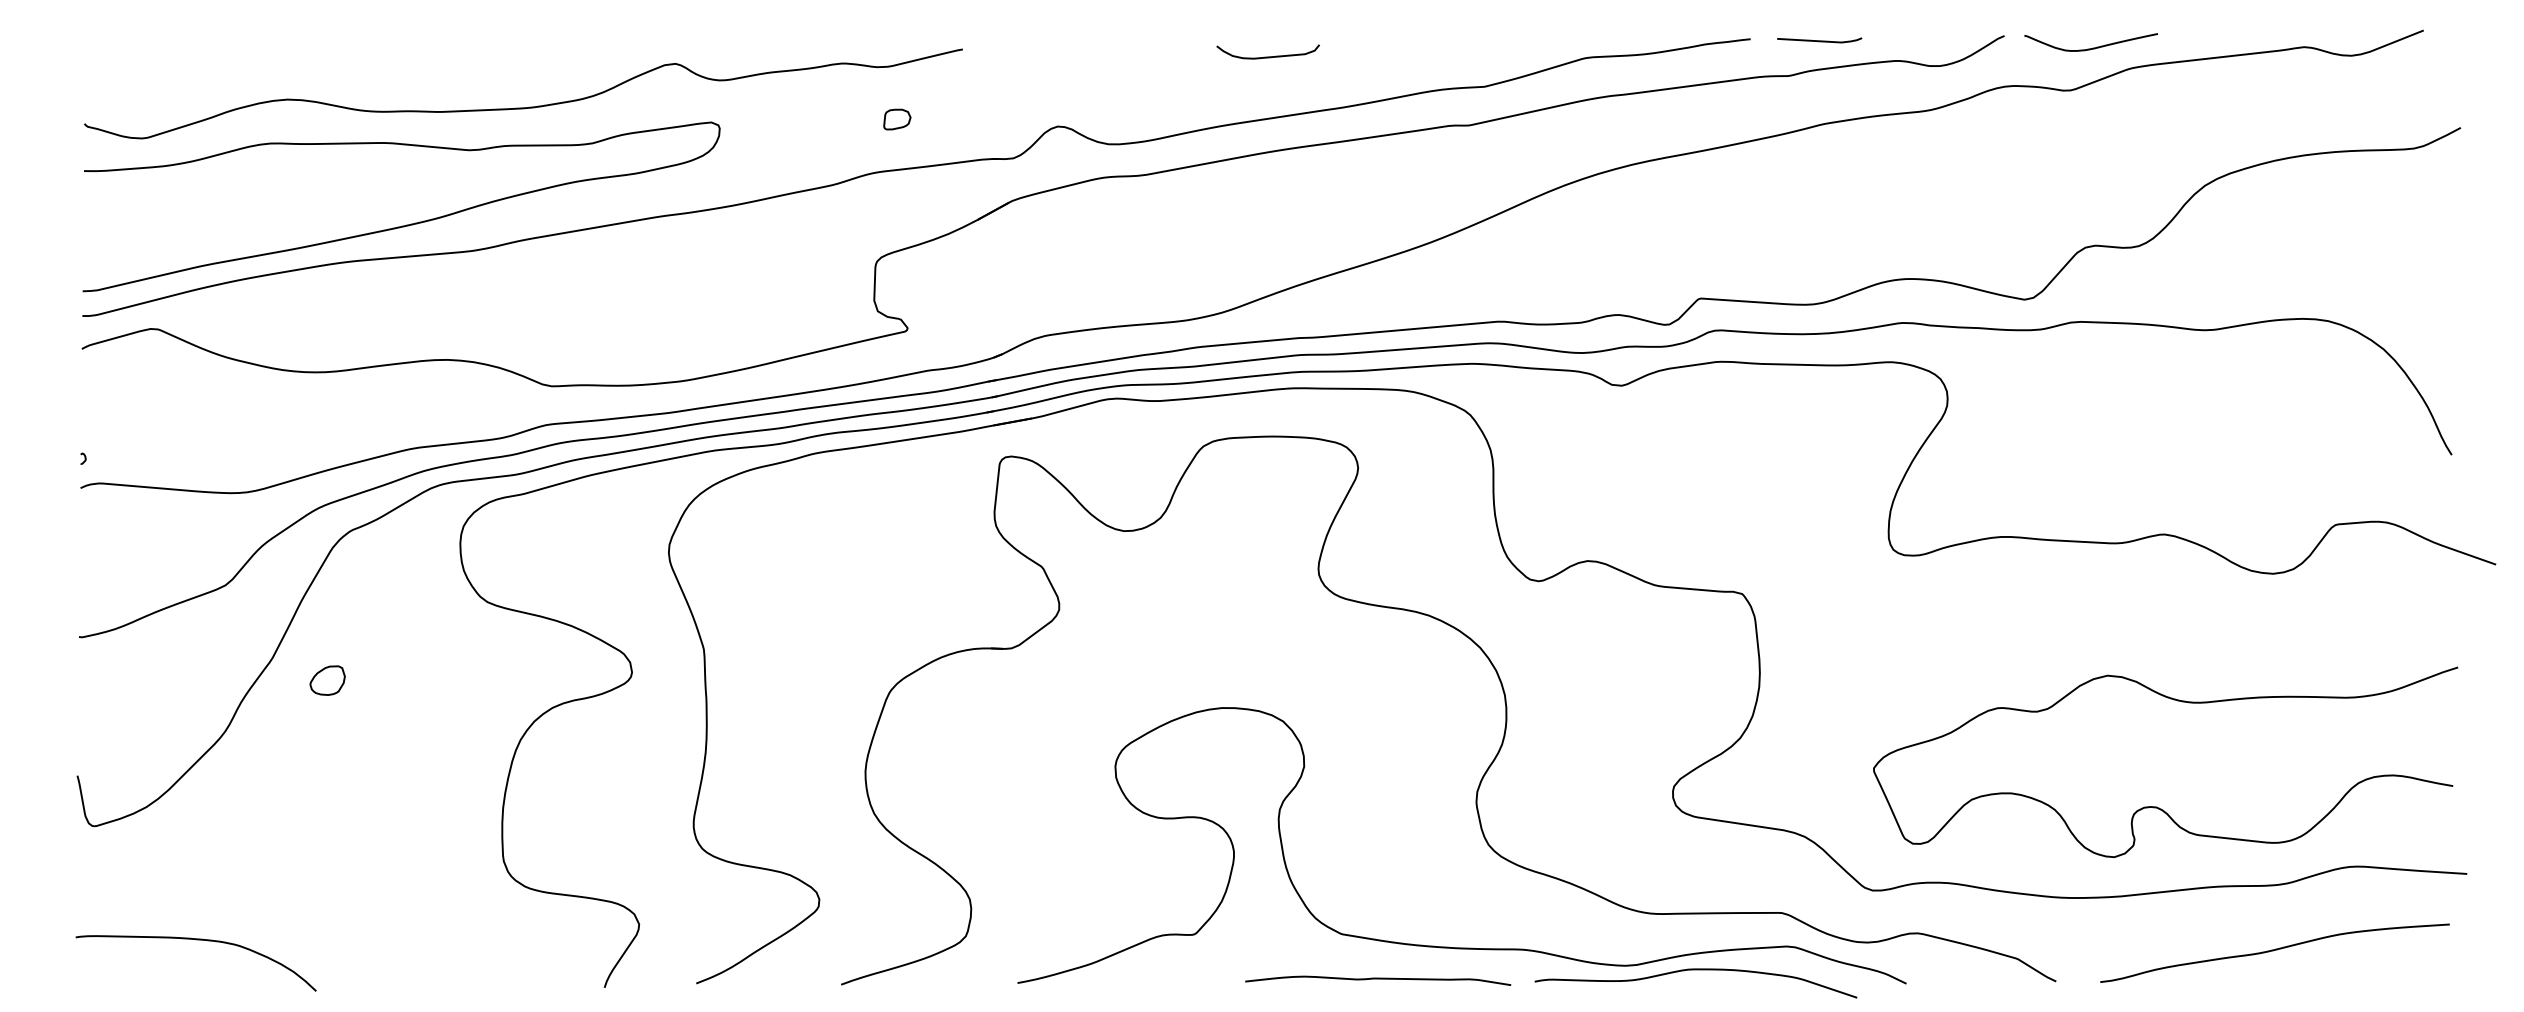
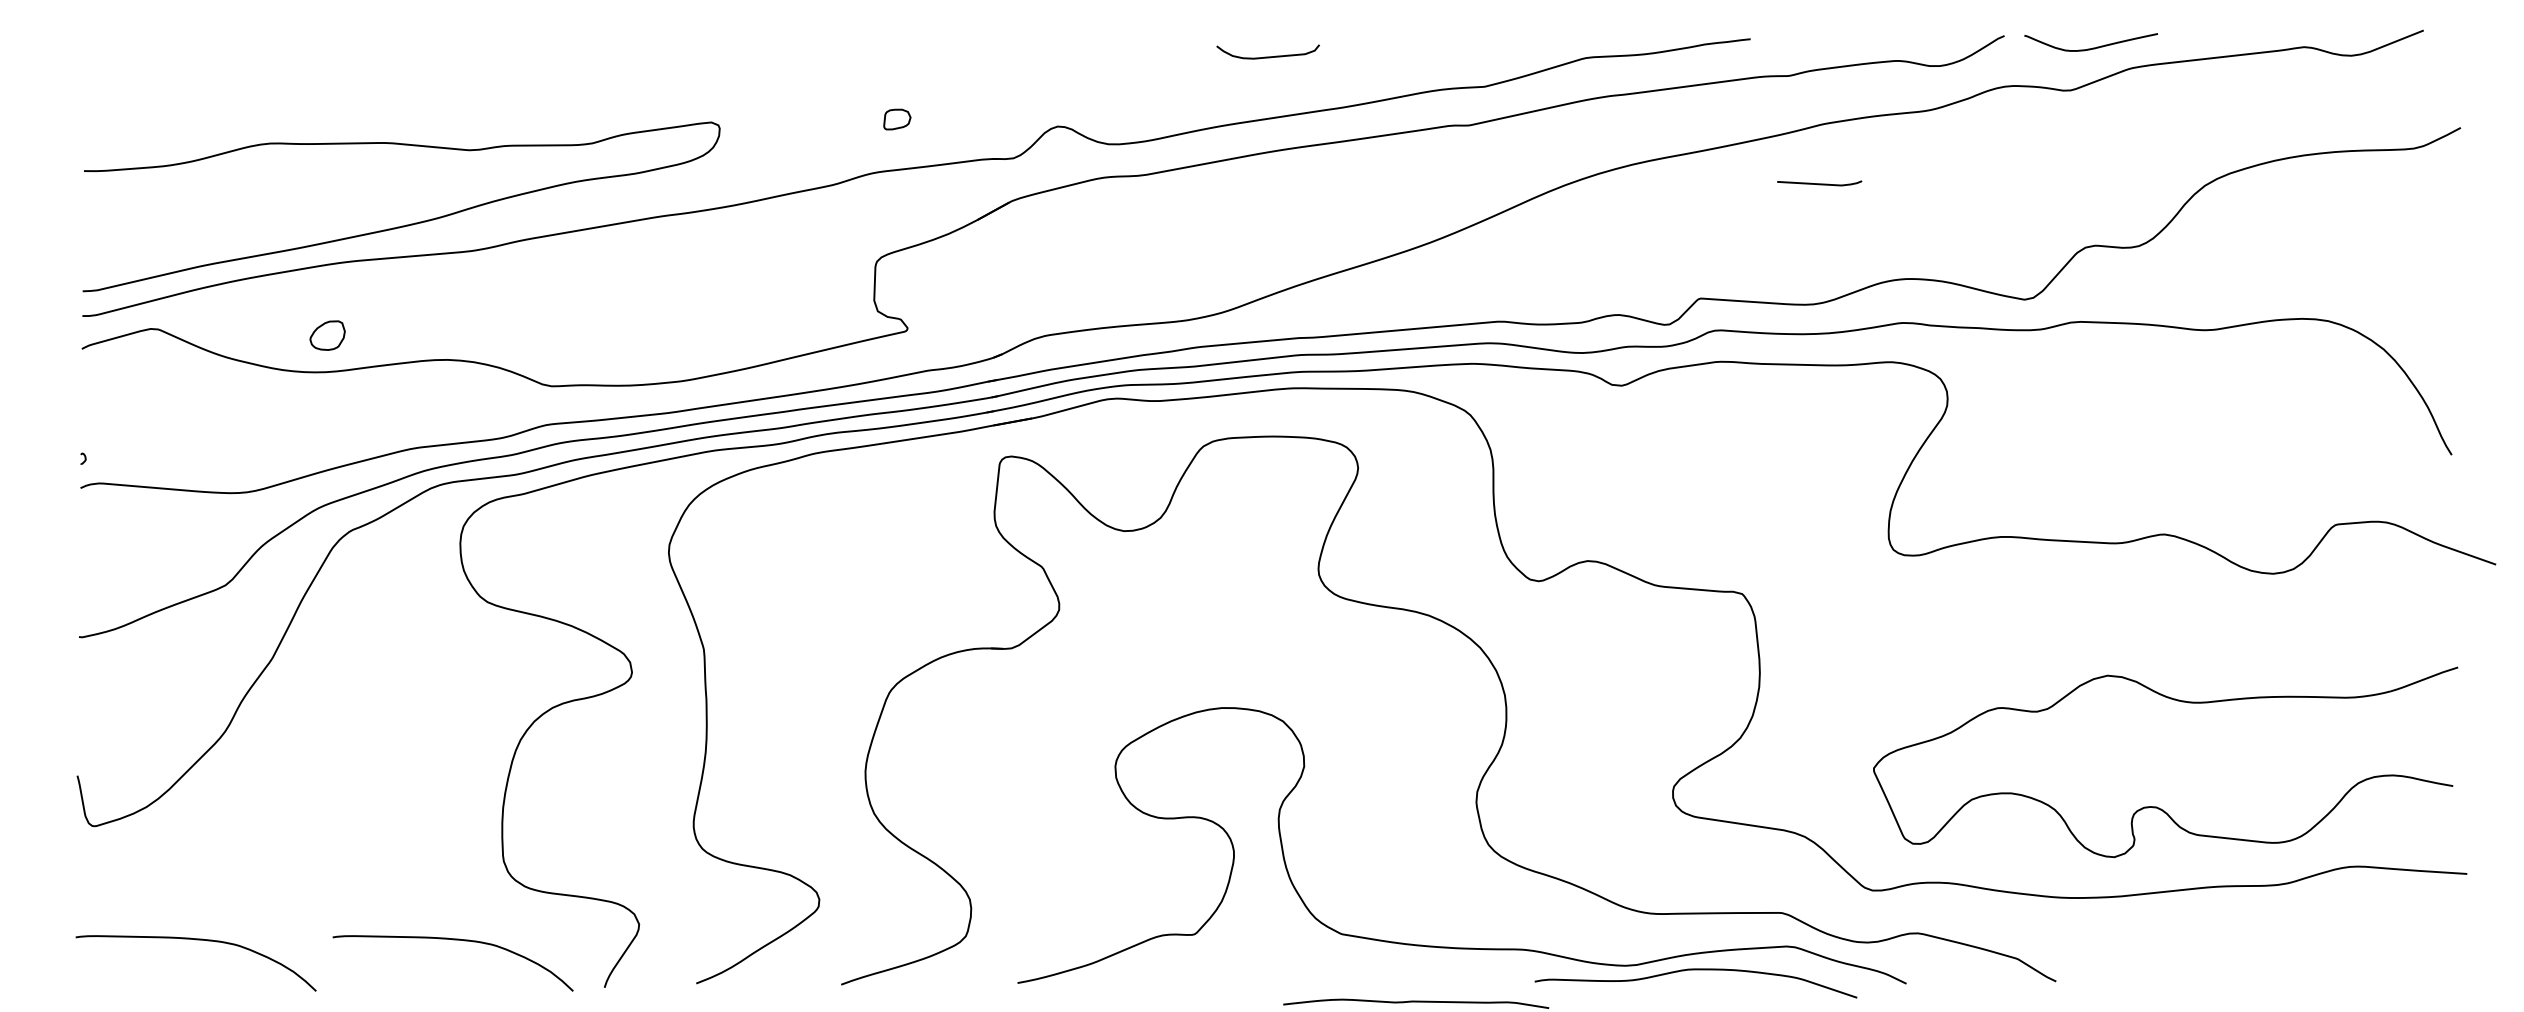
curve position: (1819, 40) -> (1819, 183) (1819, 183)
curve: present -> none (523, 107)
part position: (327, 680) -> (327, 335) (327, 335)
curve: none -> present (452, 940)
curve: present -> none (2273, 951)
curve position: (1378, 979) -> (1416, 1002) (1416, 1002)
